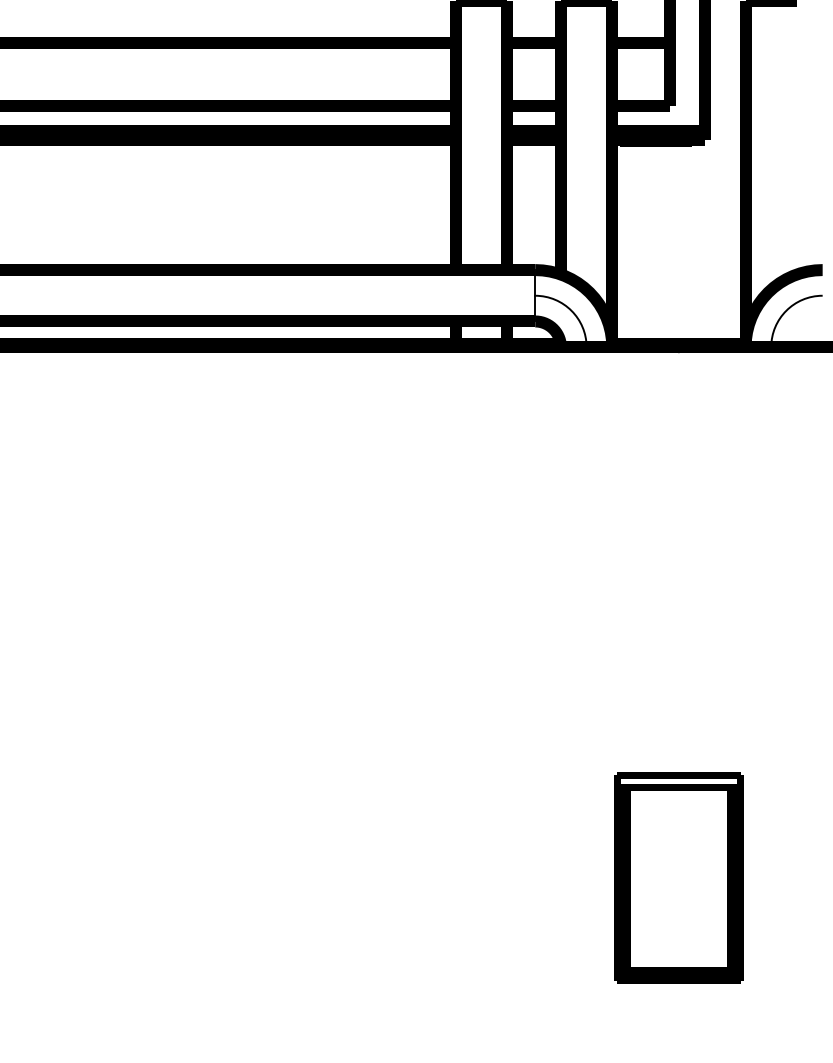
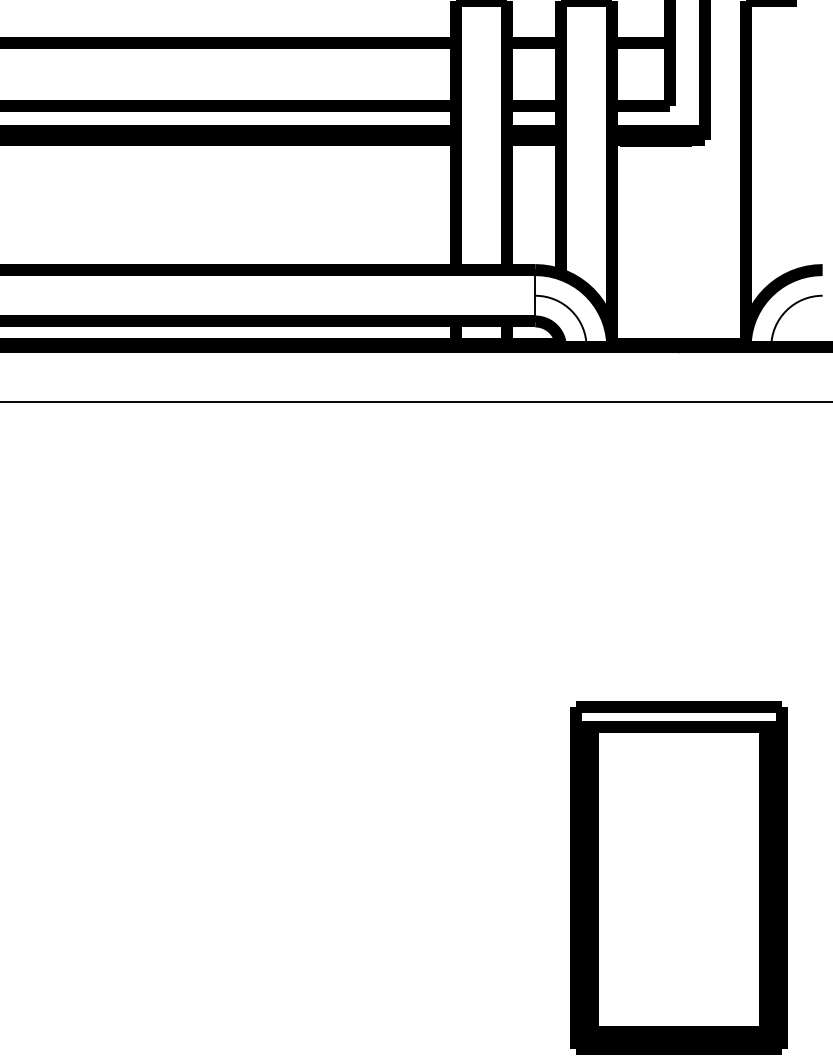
line: none -> present (415, 401)
part size: 130x212 px -> 218x354 px (678, 877)
